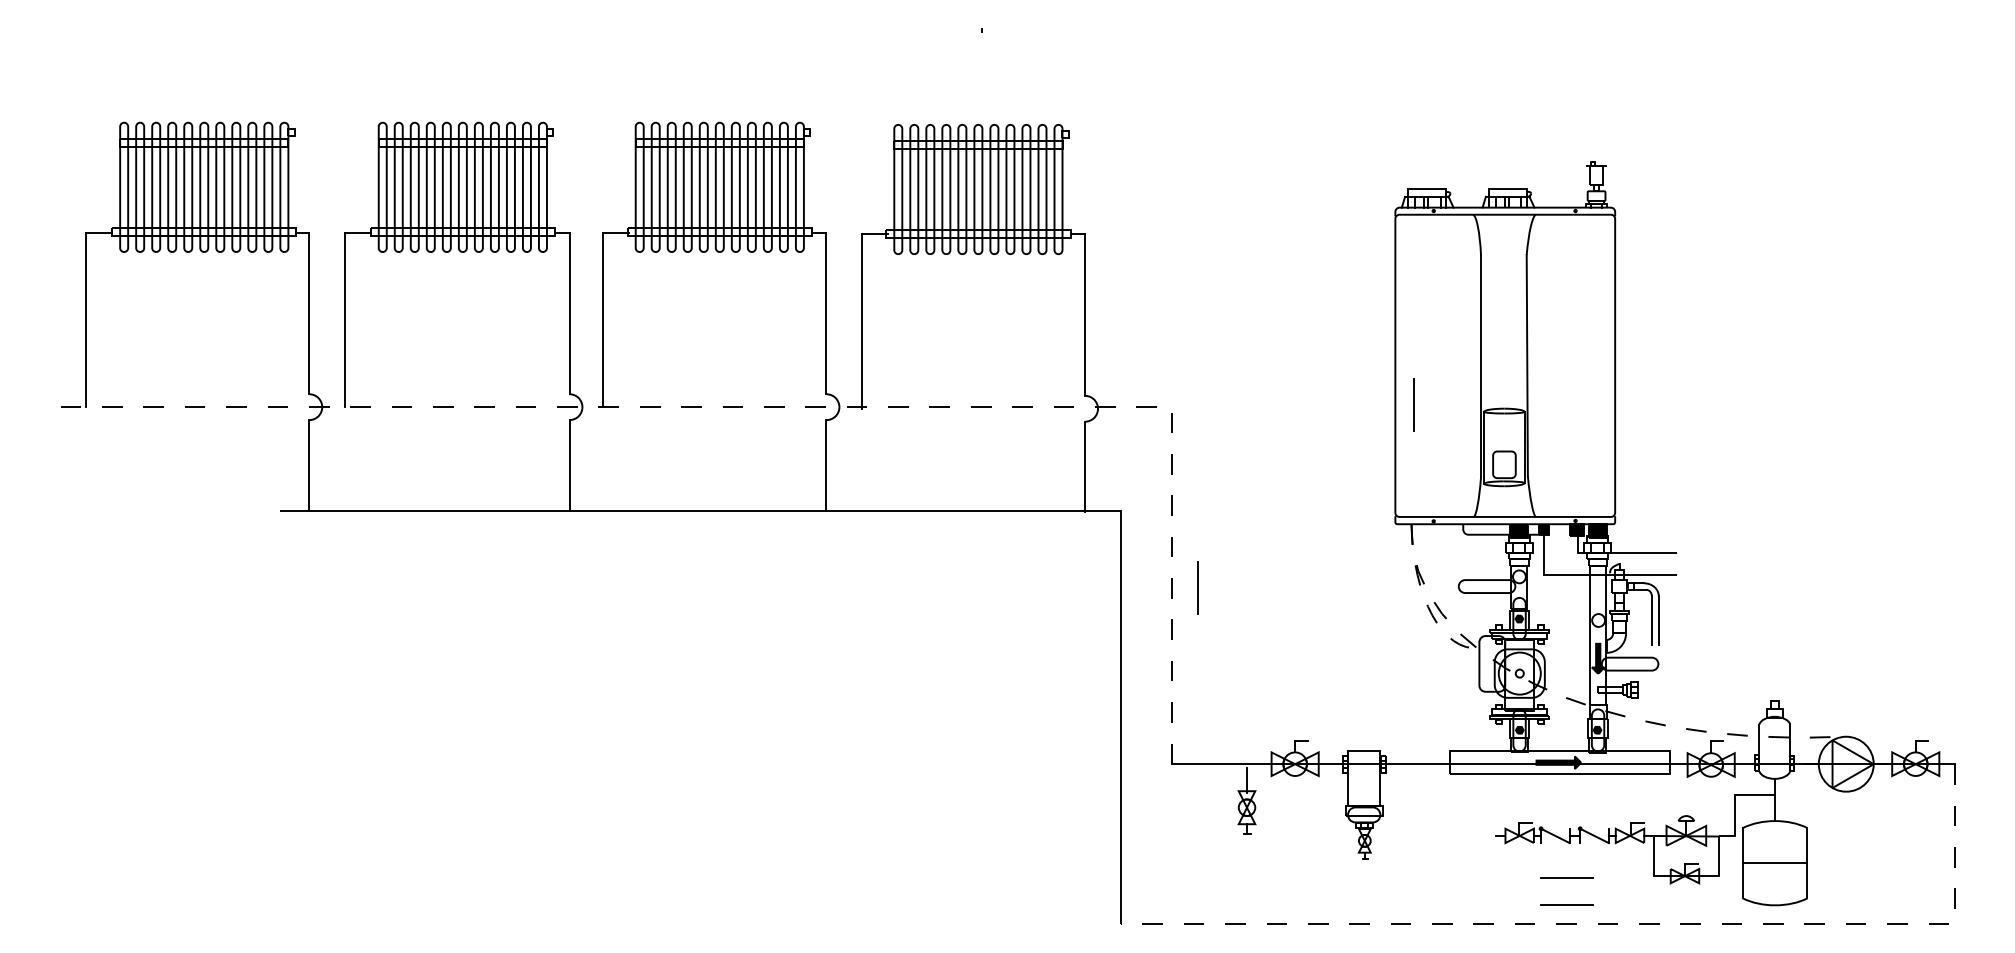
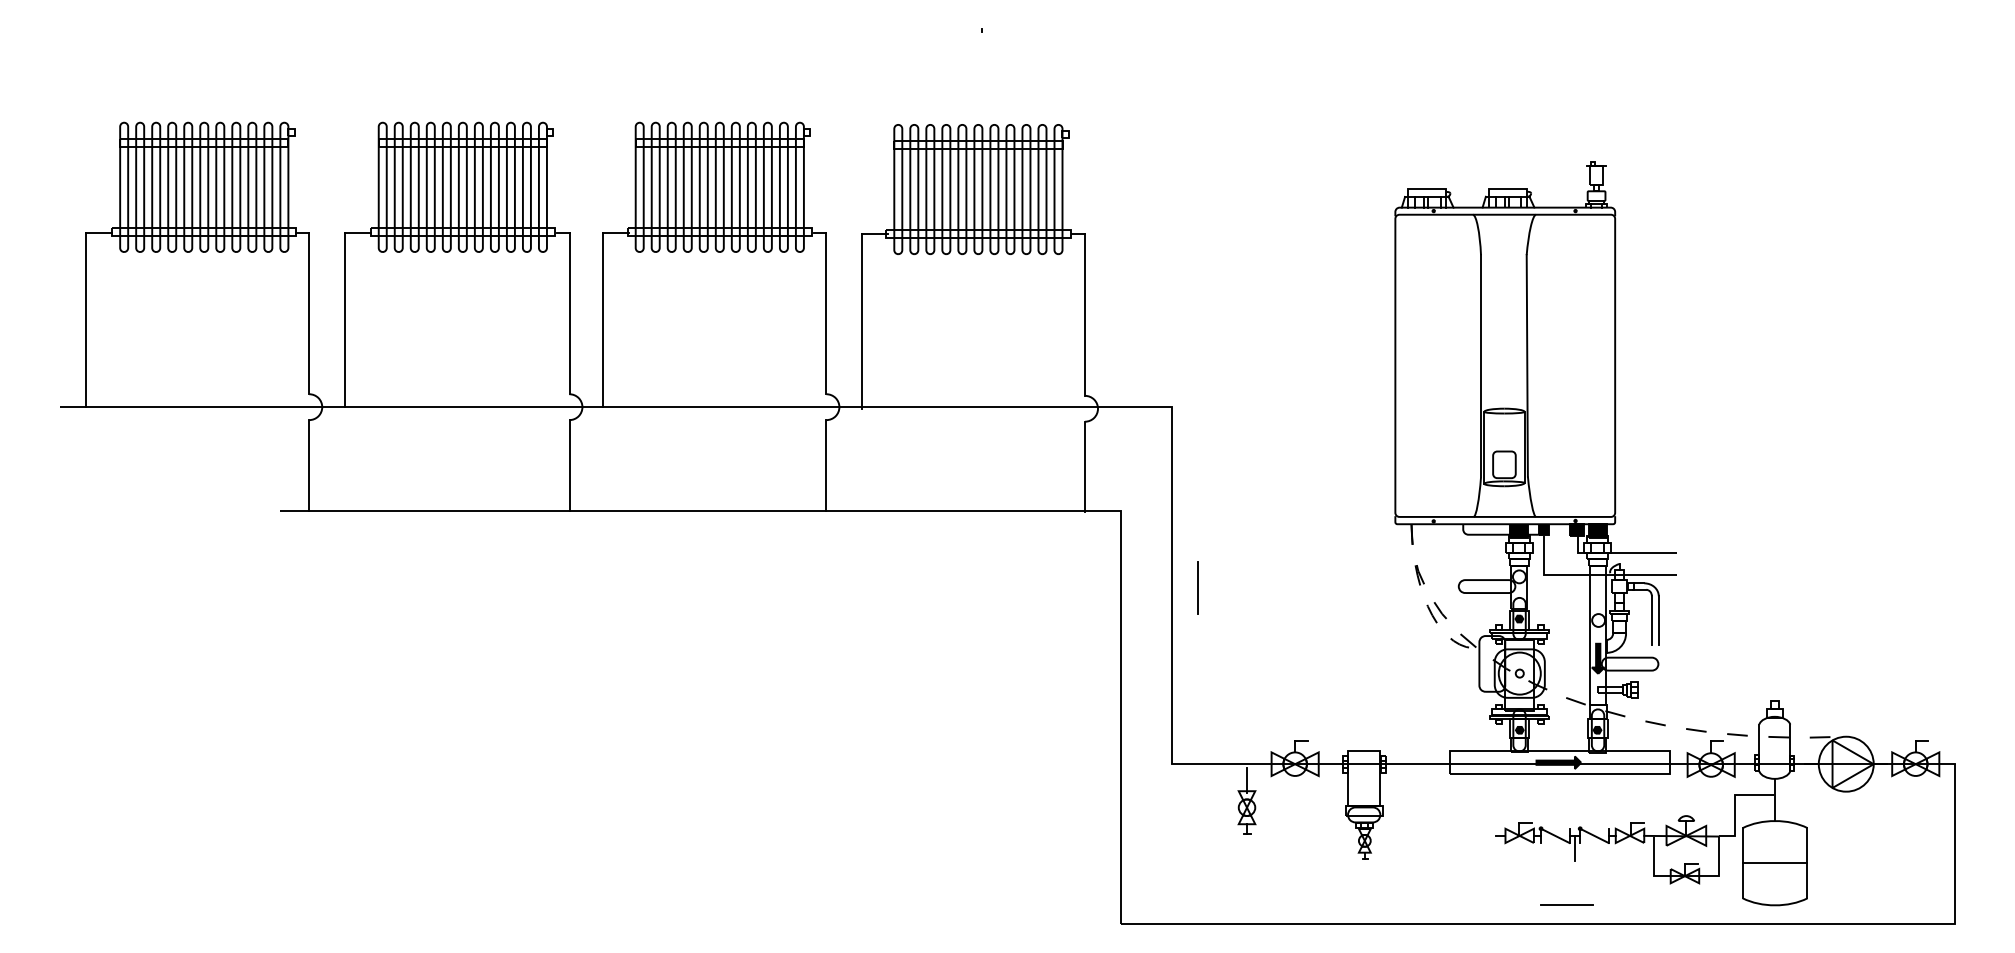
line: present -> none (1413, 404)
line: dashed -> solid (795, 407)
line: none -> present (1574, 847)
line: present -> none (1566, 877)
line: dashed -> solid (1618, 924)
